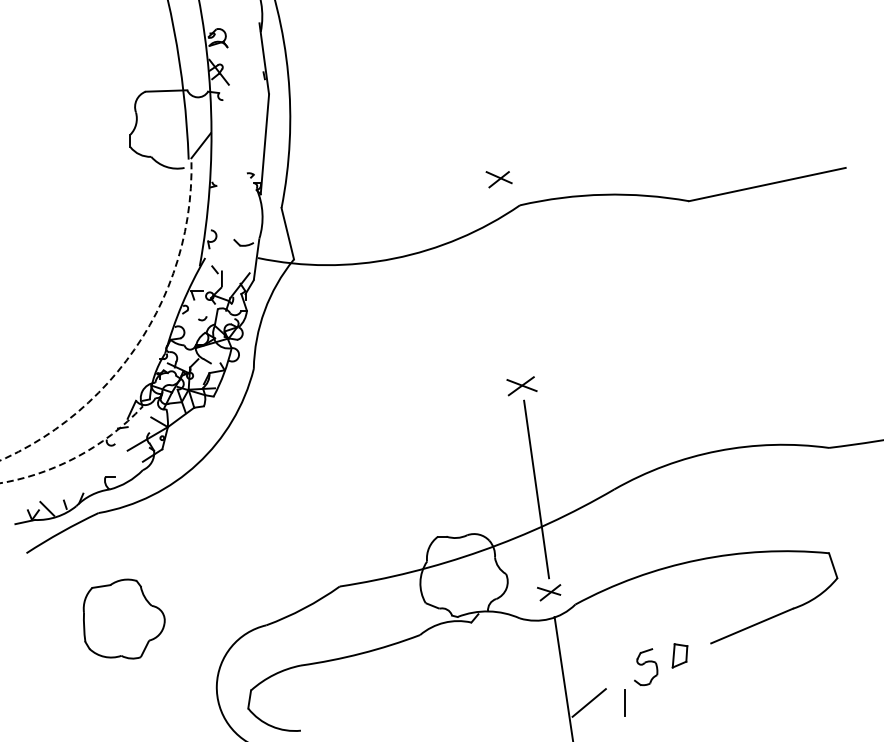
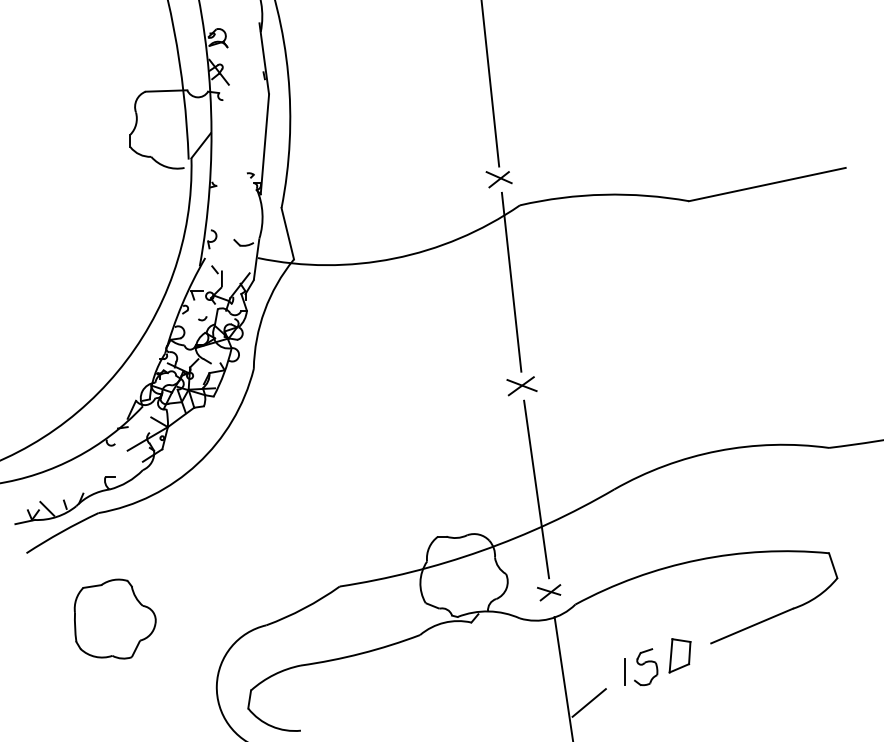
line: none -> present (490, 84)
line: none -> present (511, 281)
arc: dashed -> solid (141, 339)
arc: dashed -> solid (77, 456)
part position: (123, 618) -> (114, 618) (114, 618)
part size: 18x26 px -> 24x36 px (679, 655)
line position: (624, 702) -> (624, 671) (624, 671)
